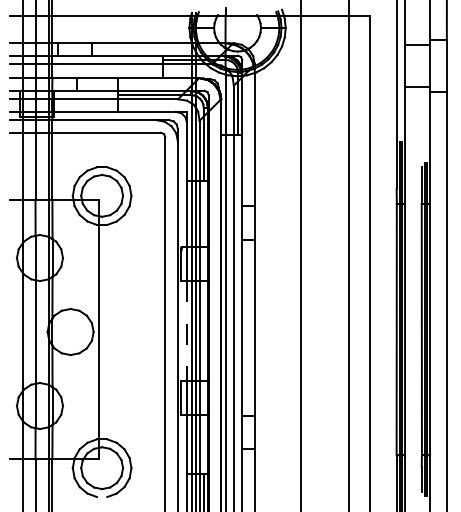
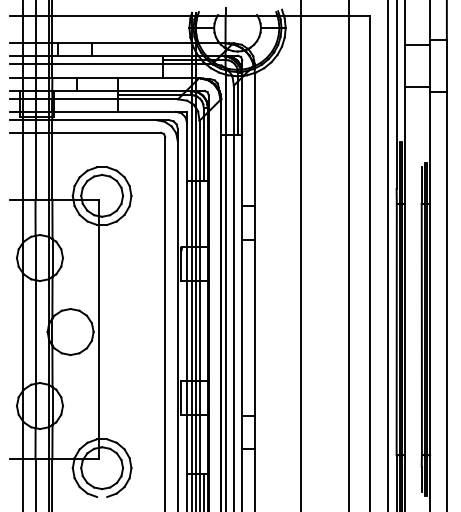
line: none -> present (388, 255)
line: dashed -> solid (187, 331)
